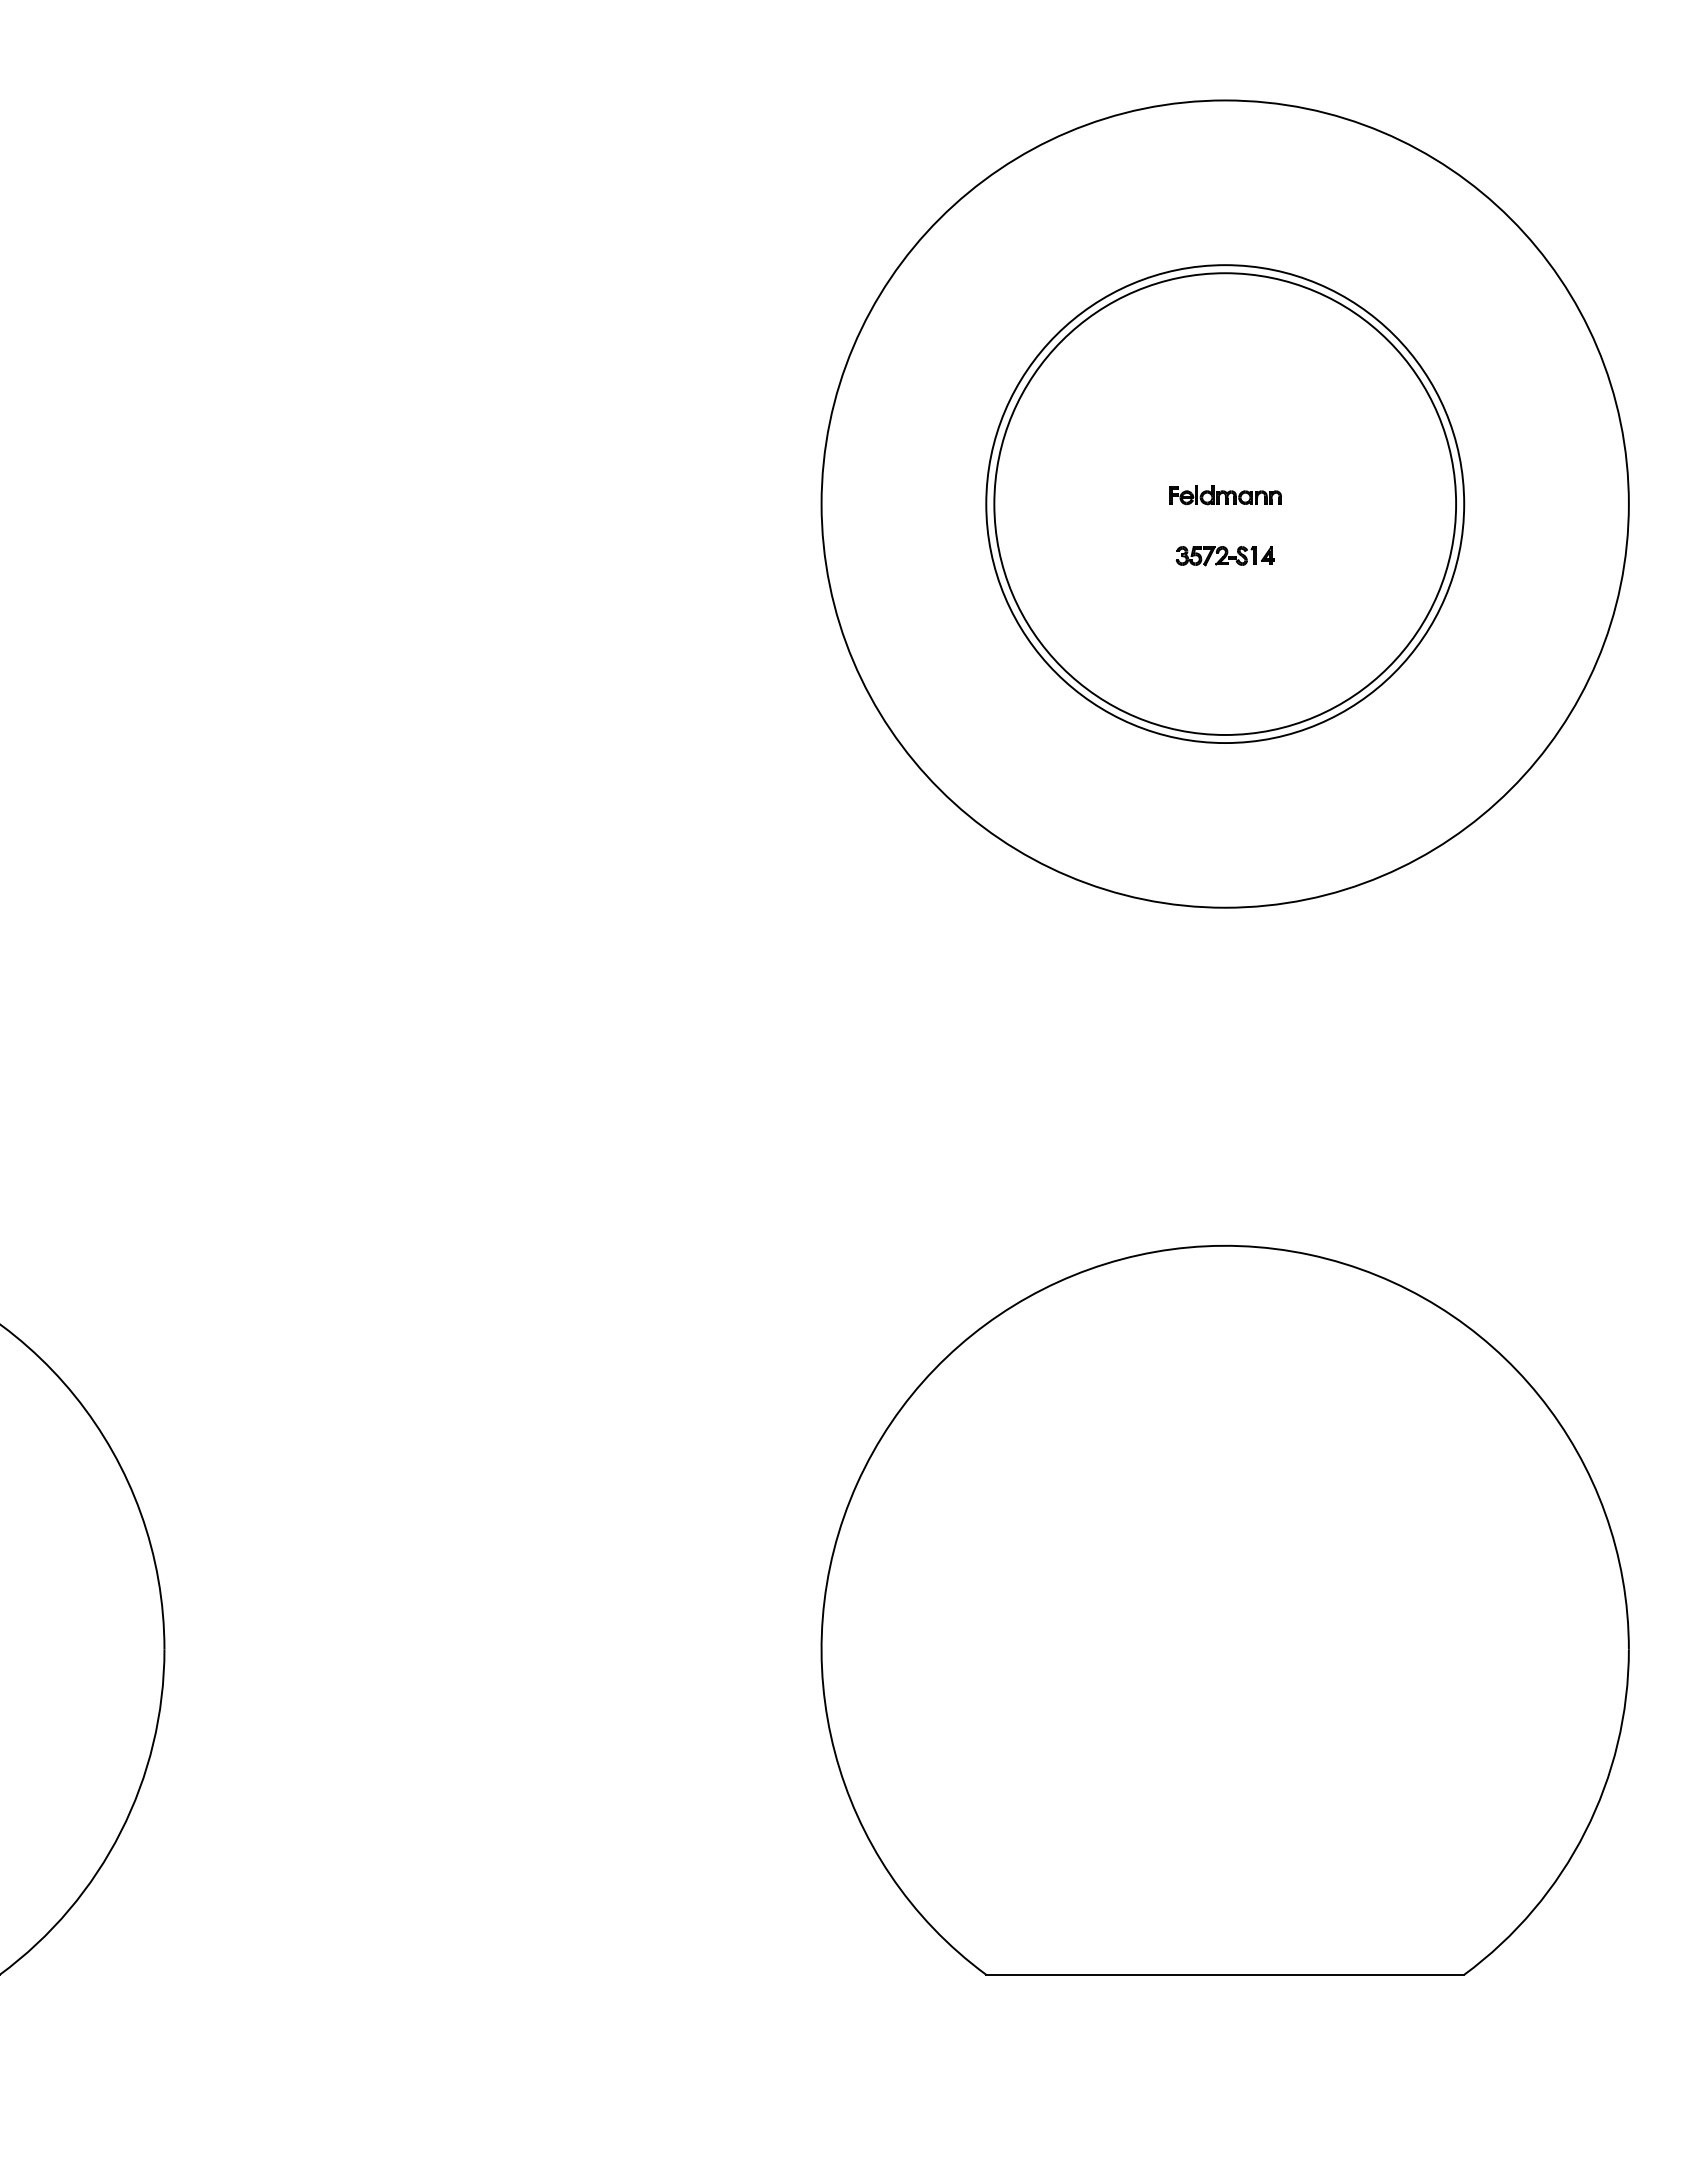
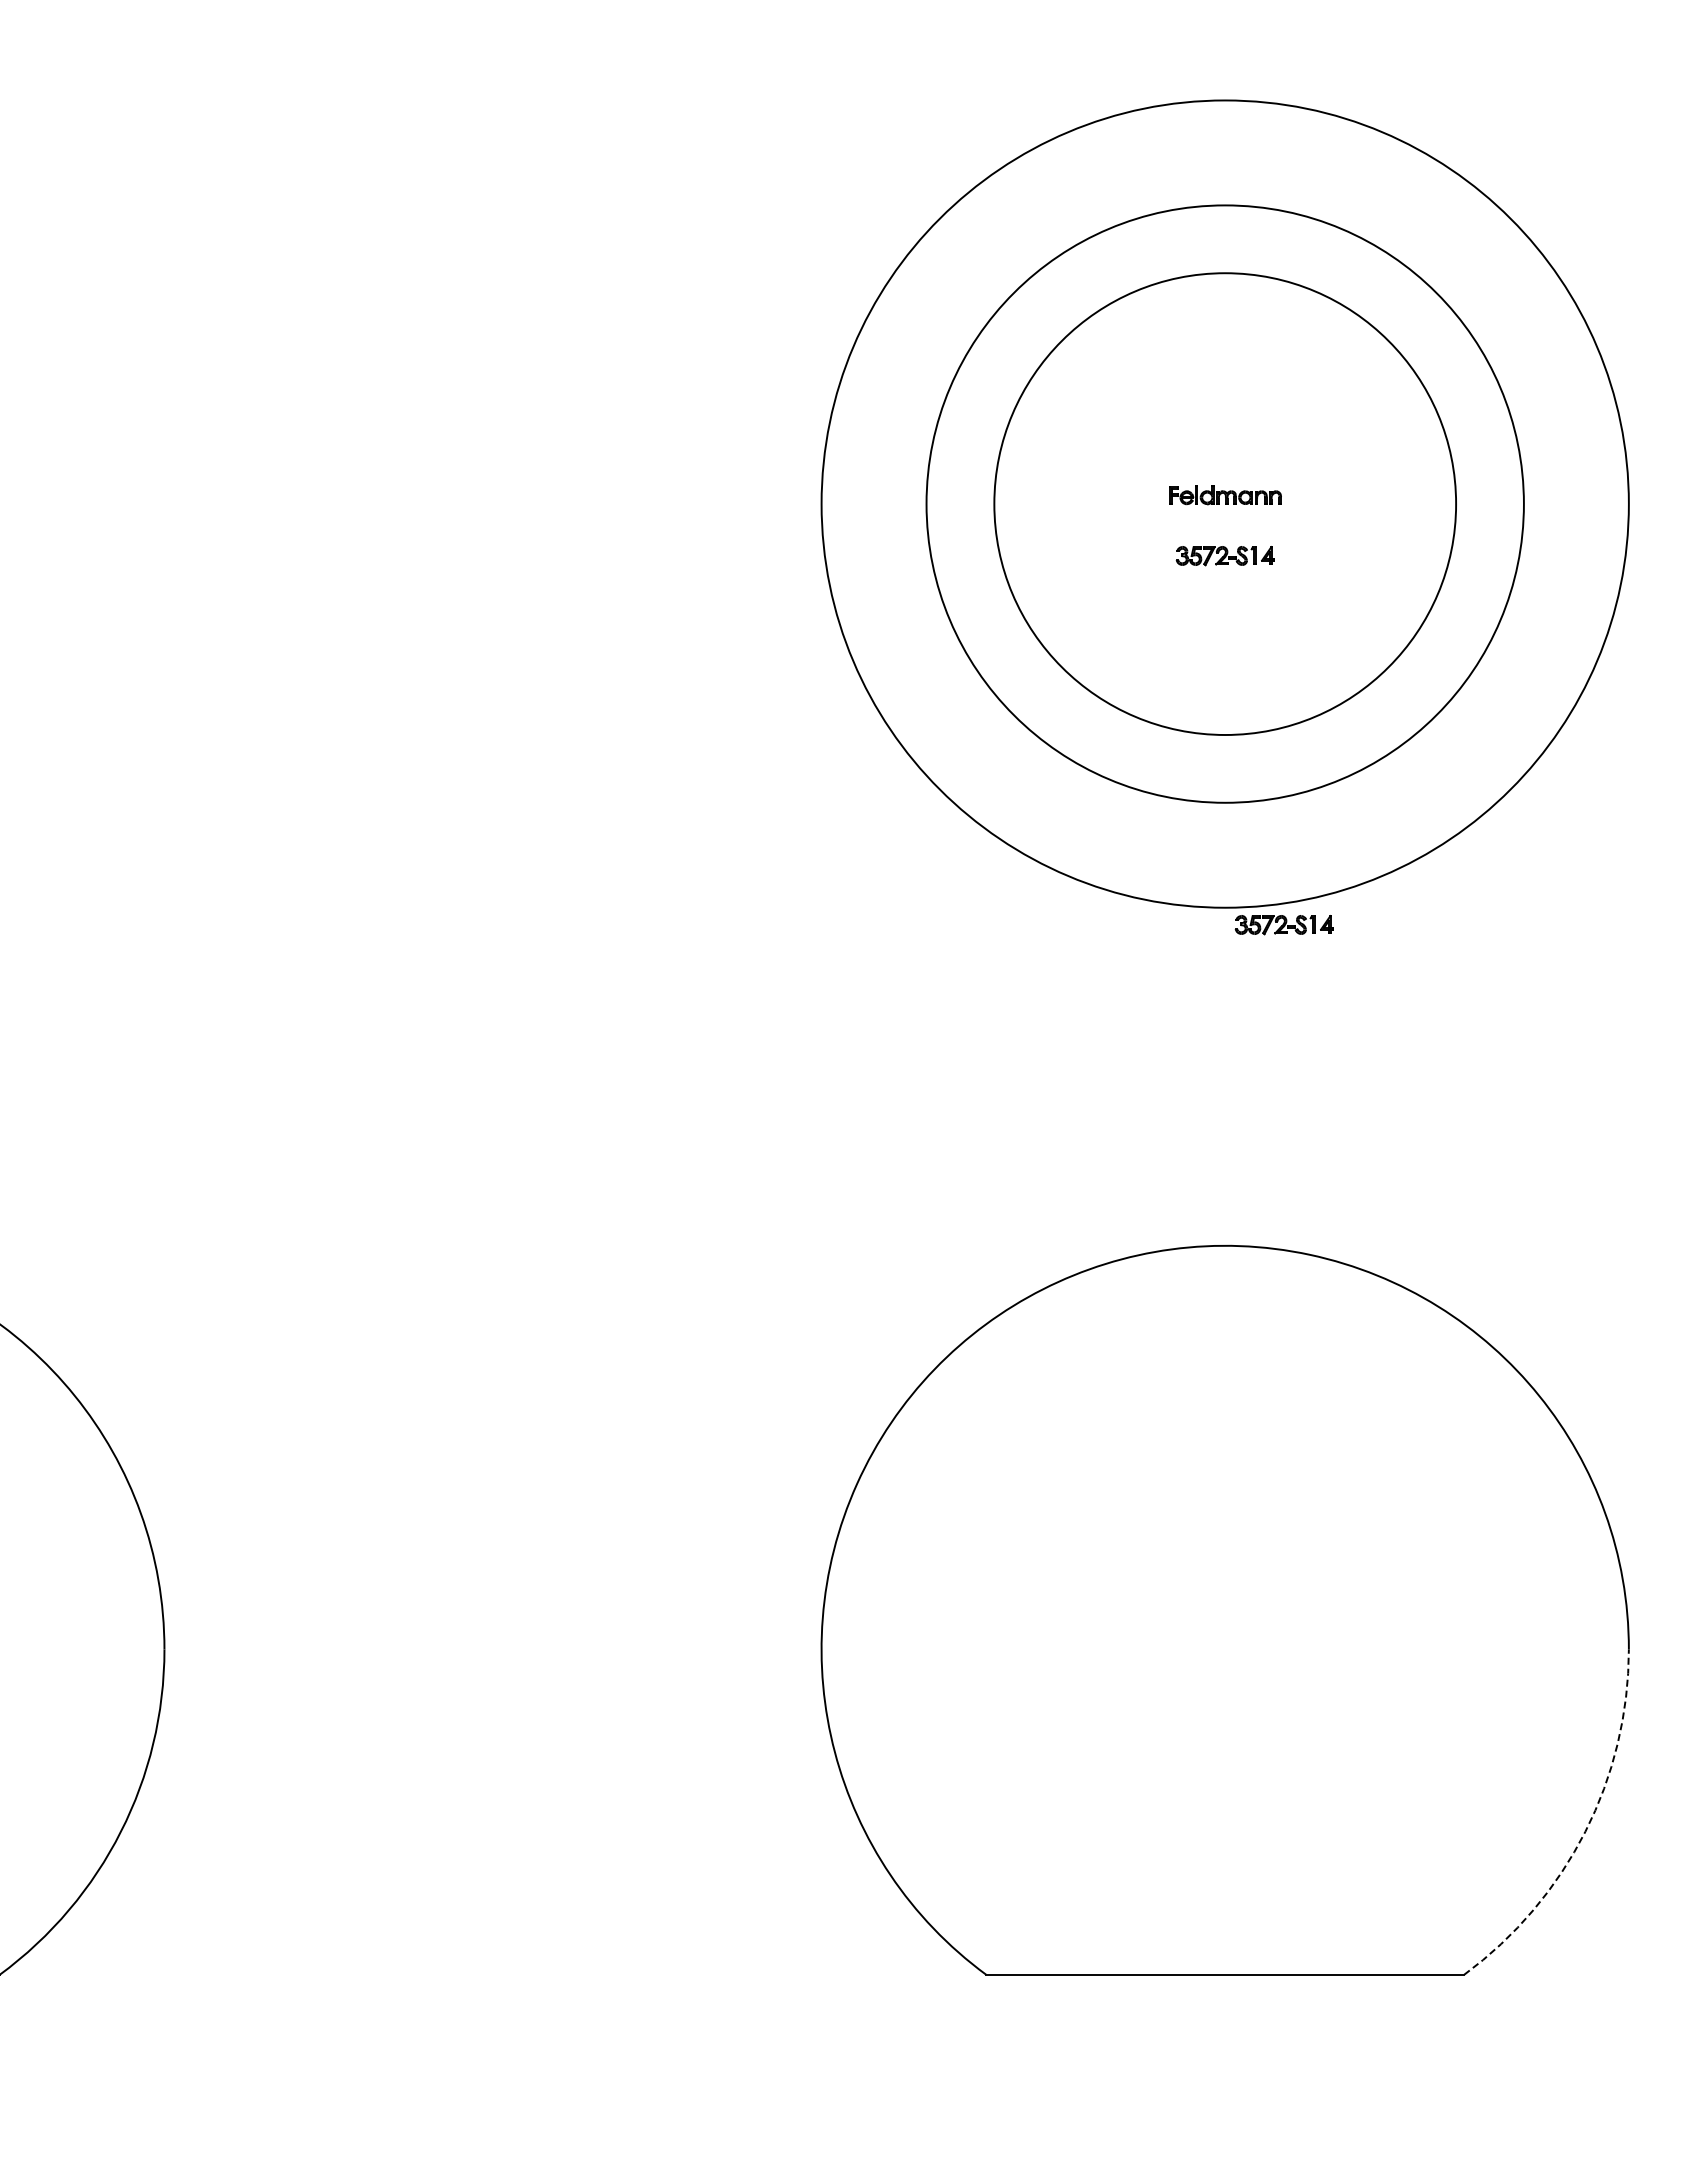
circle diameter: 478 px -> 597 px (1224, 503)
part: none -> present (1283, 925)
arc: solid -> dashed (1585, 1831)
